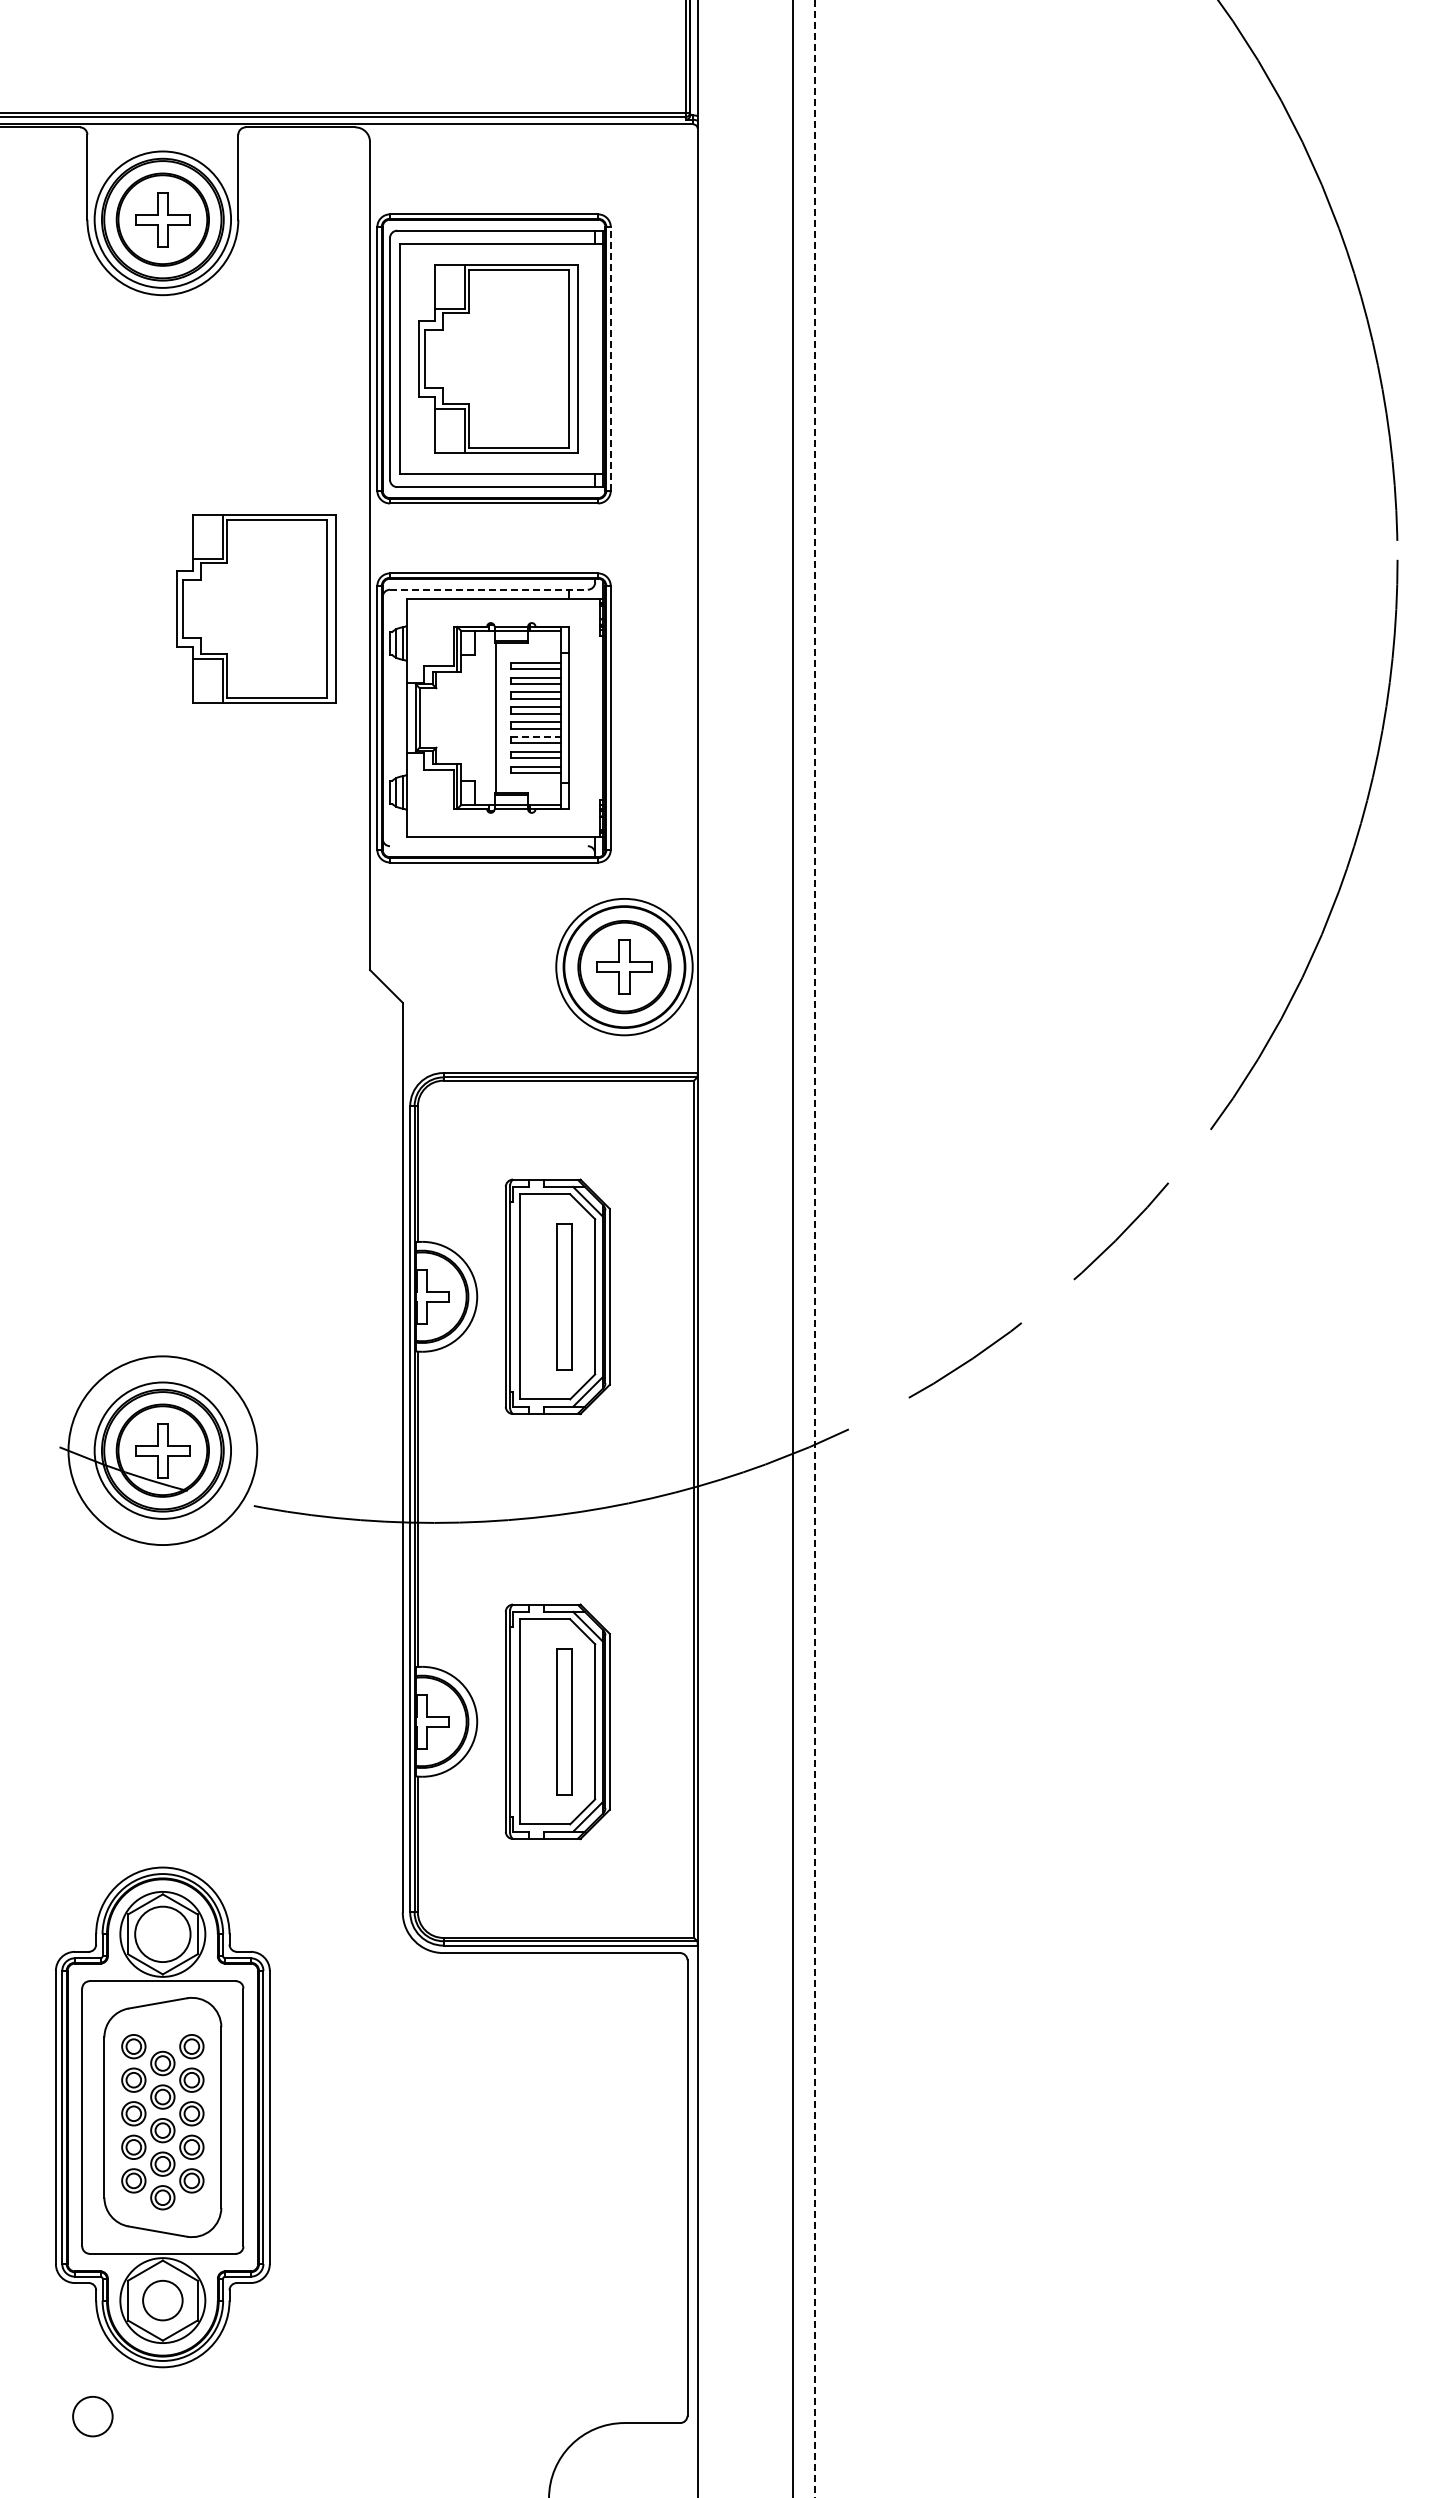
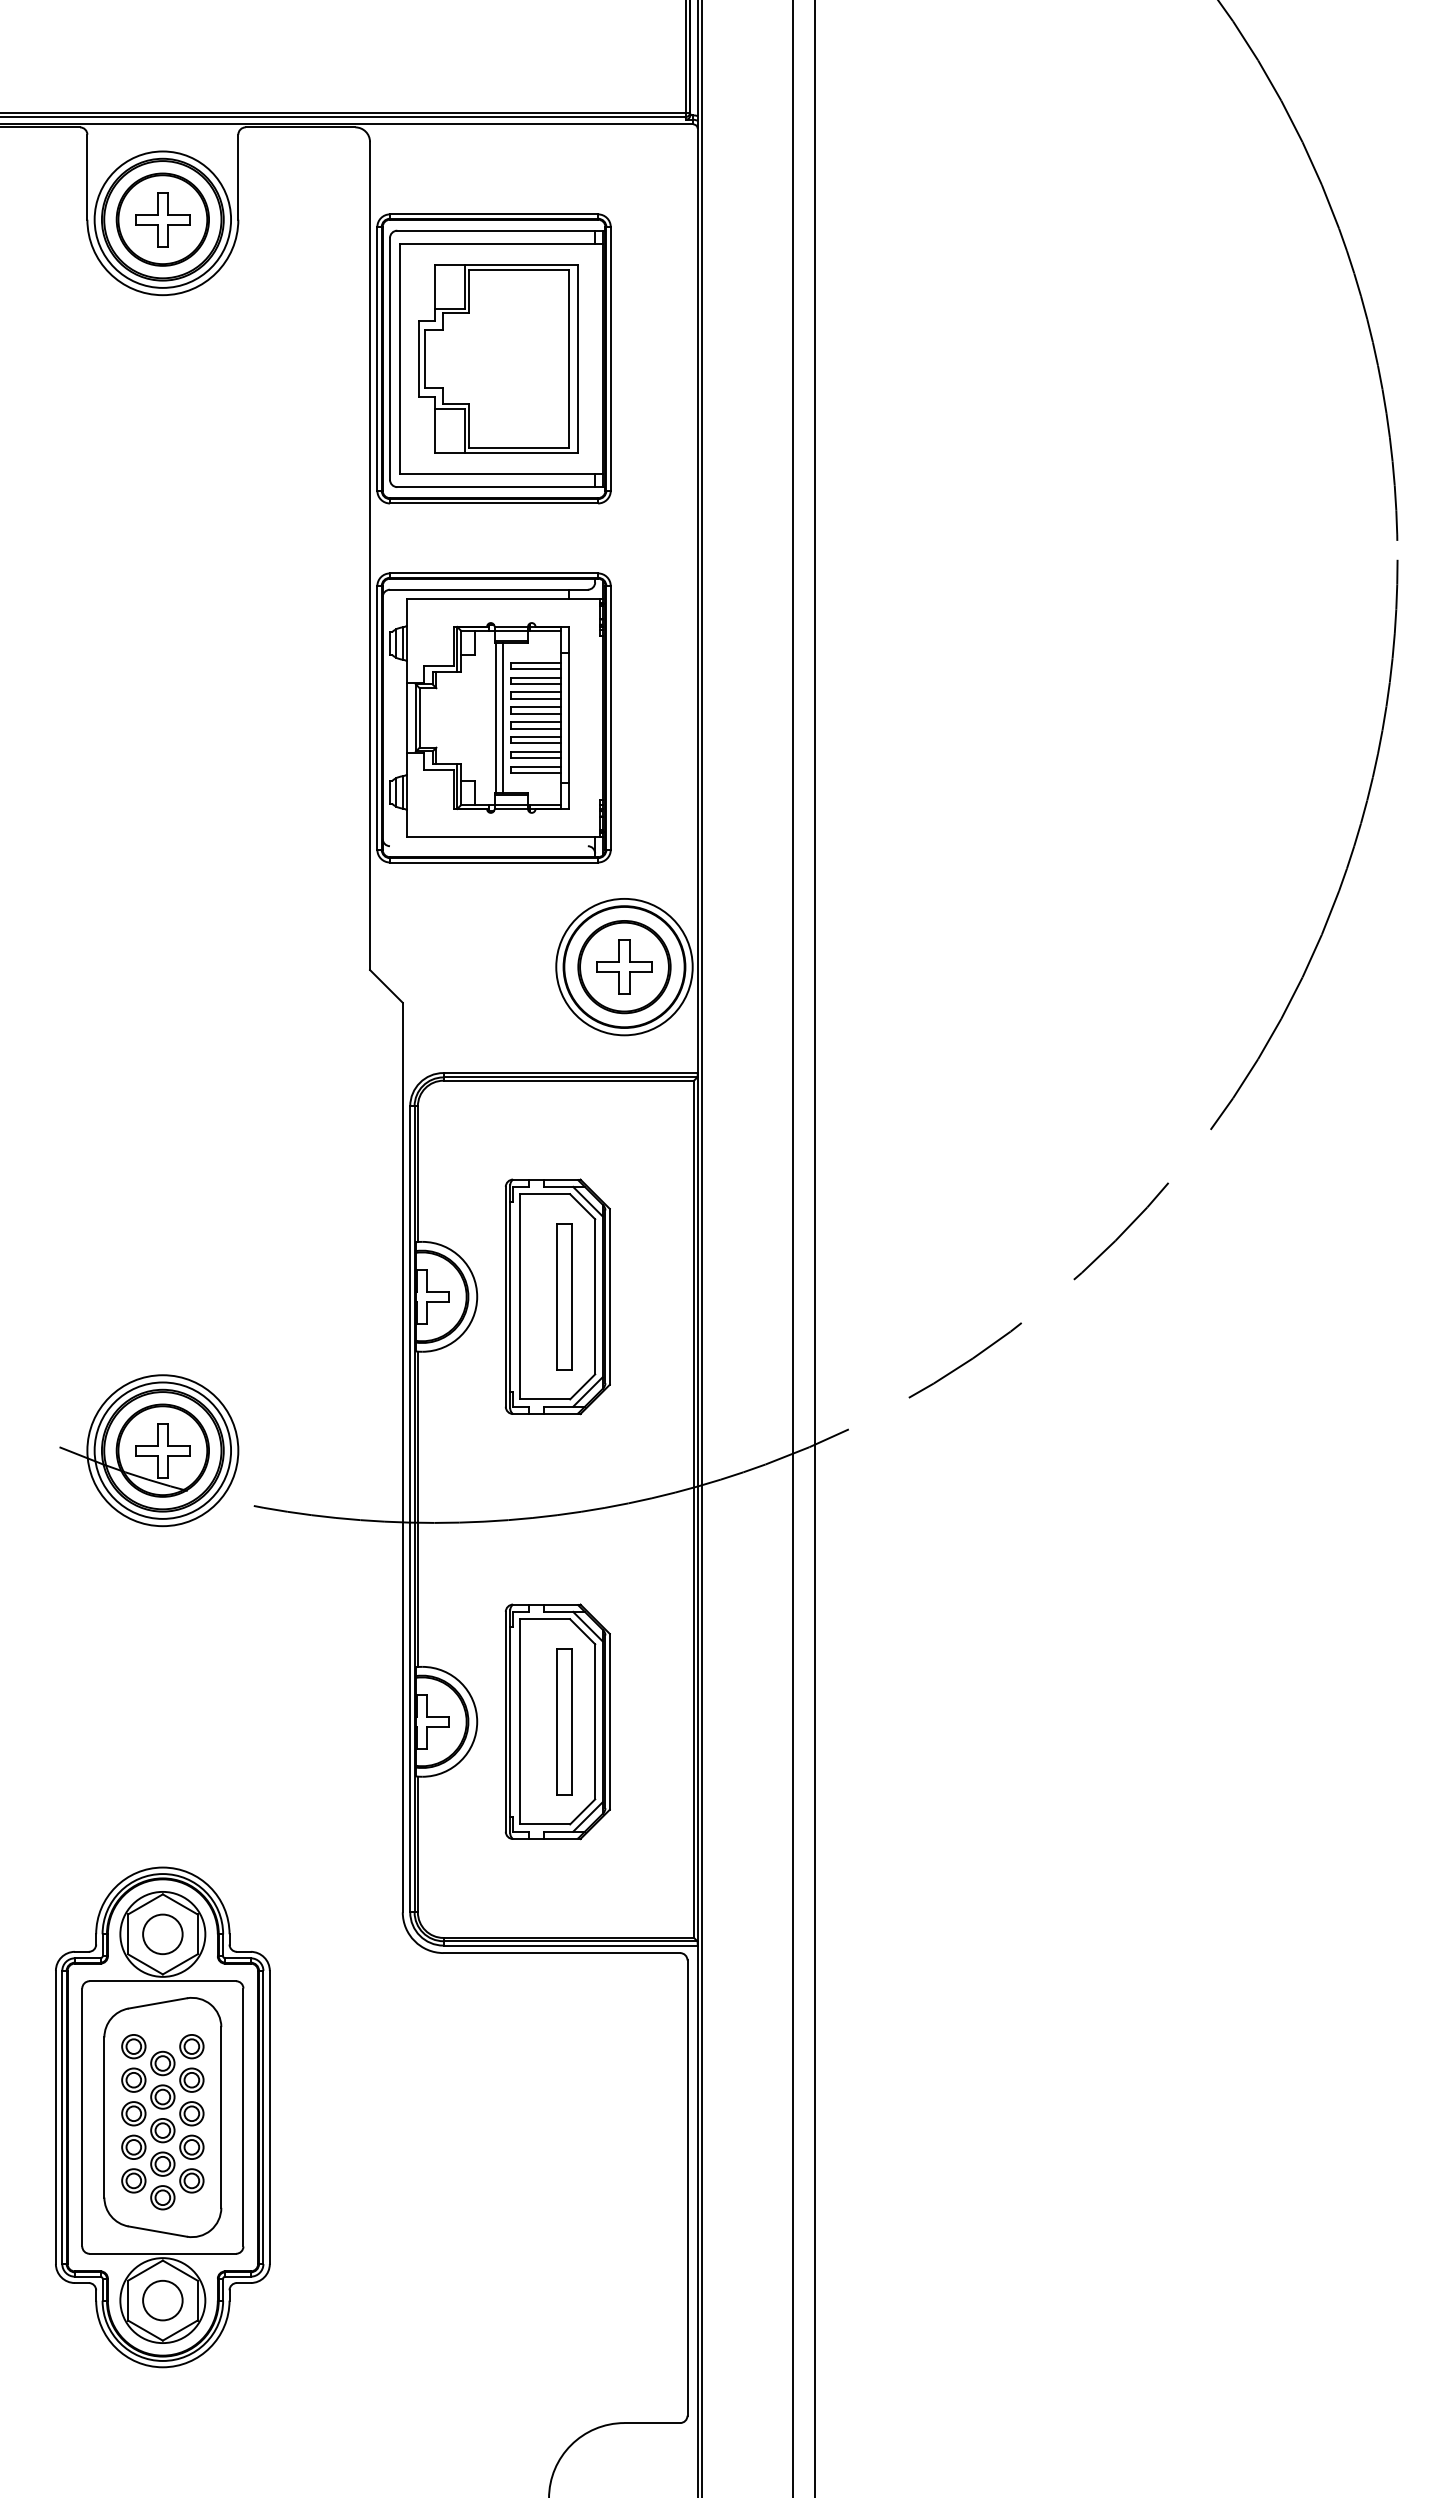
line: dashed -> solid (610, 358)
line: dashed -> solid (488, 589)
part: present -> none (256, 608)
line: none -> present (503, 717)
line: dashed -> solid (536, 737)
line: none -> present (702, 1248)
line: dashed -> solid (815, 1249)
circle diameter: 189 px -> 151 px (162, 1450)
circle diameter: 55 px -> 40 px (162, 1934)
circle: present -> none (92, 2416)
